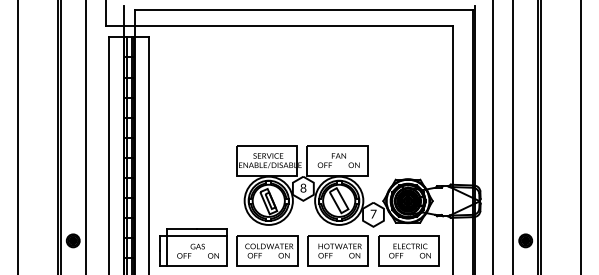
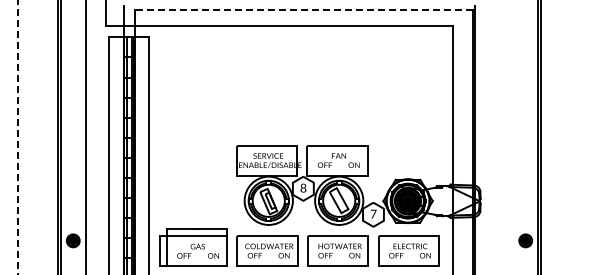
line: solid -> dashed (303, 10)
line: present -> none (493, 136)
line: present -> none (513, 136)
line: present -> none (581, 136)
line: solid -> dashed (17, 137)
